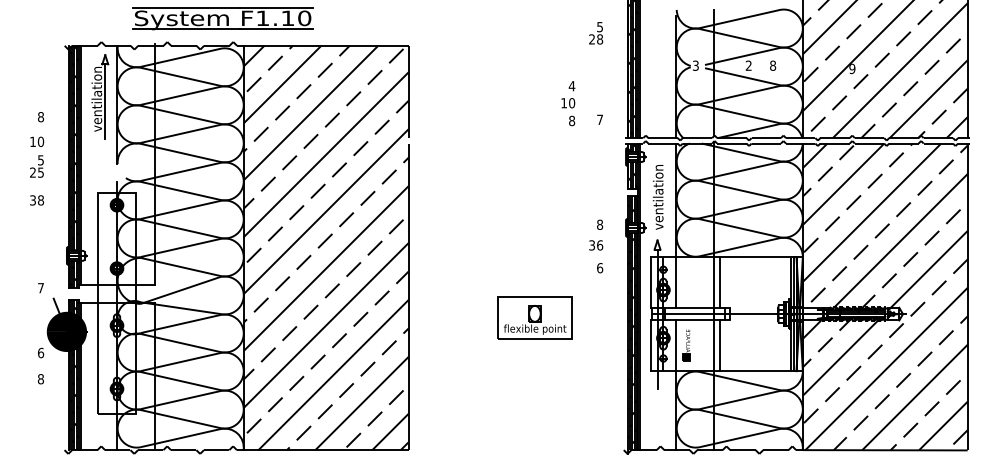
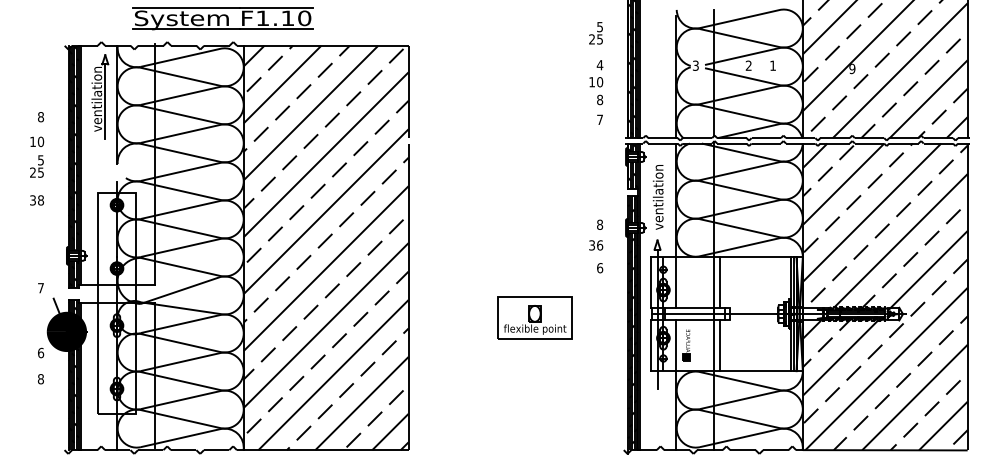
text: 28 -> 25 (600, 39)
text: 8 -> 1 (773, 65)
text position: (568, 103) -> (596, 82) (596, 82)
